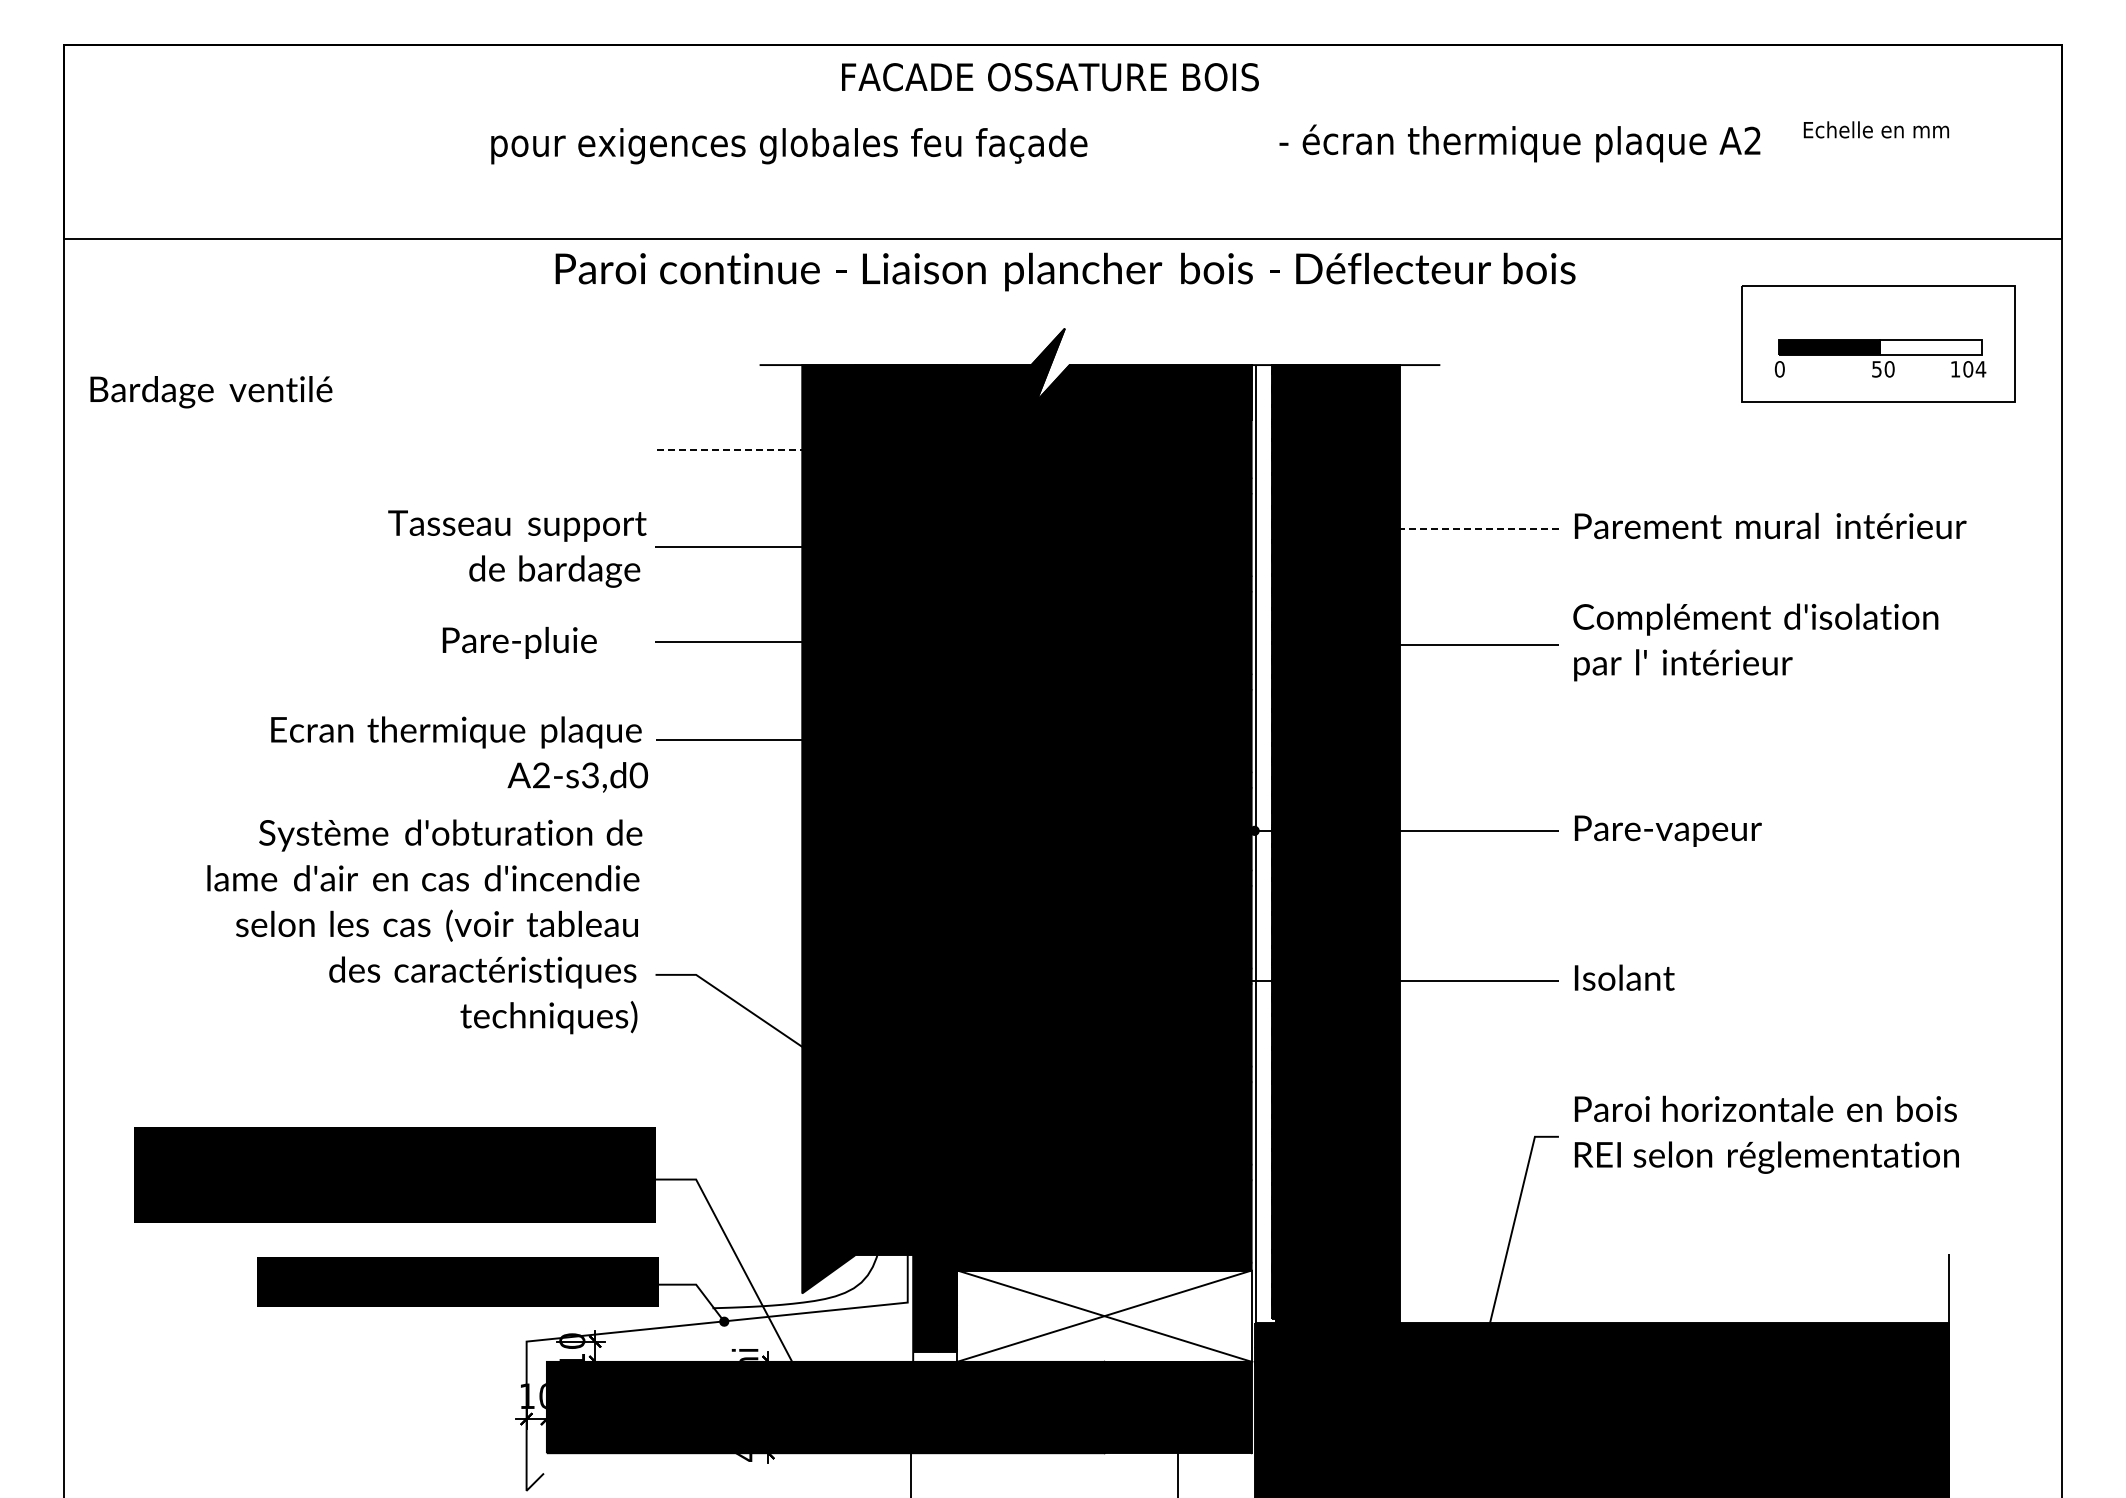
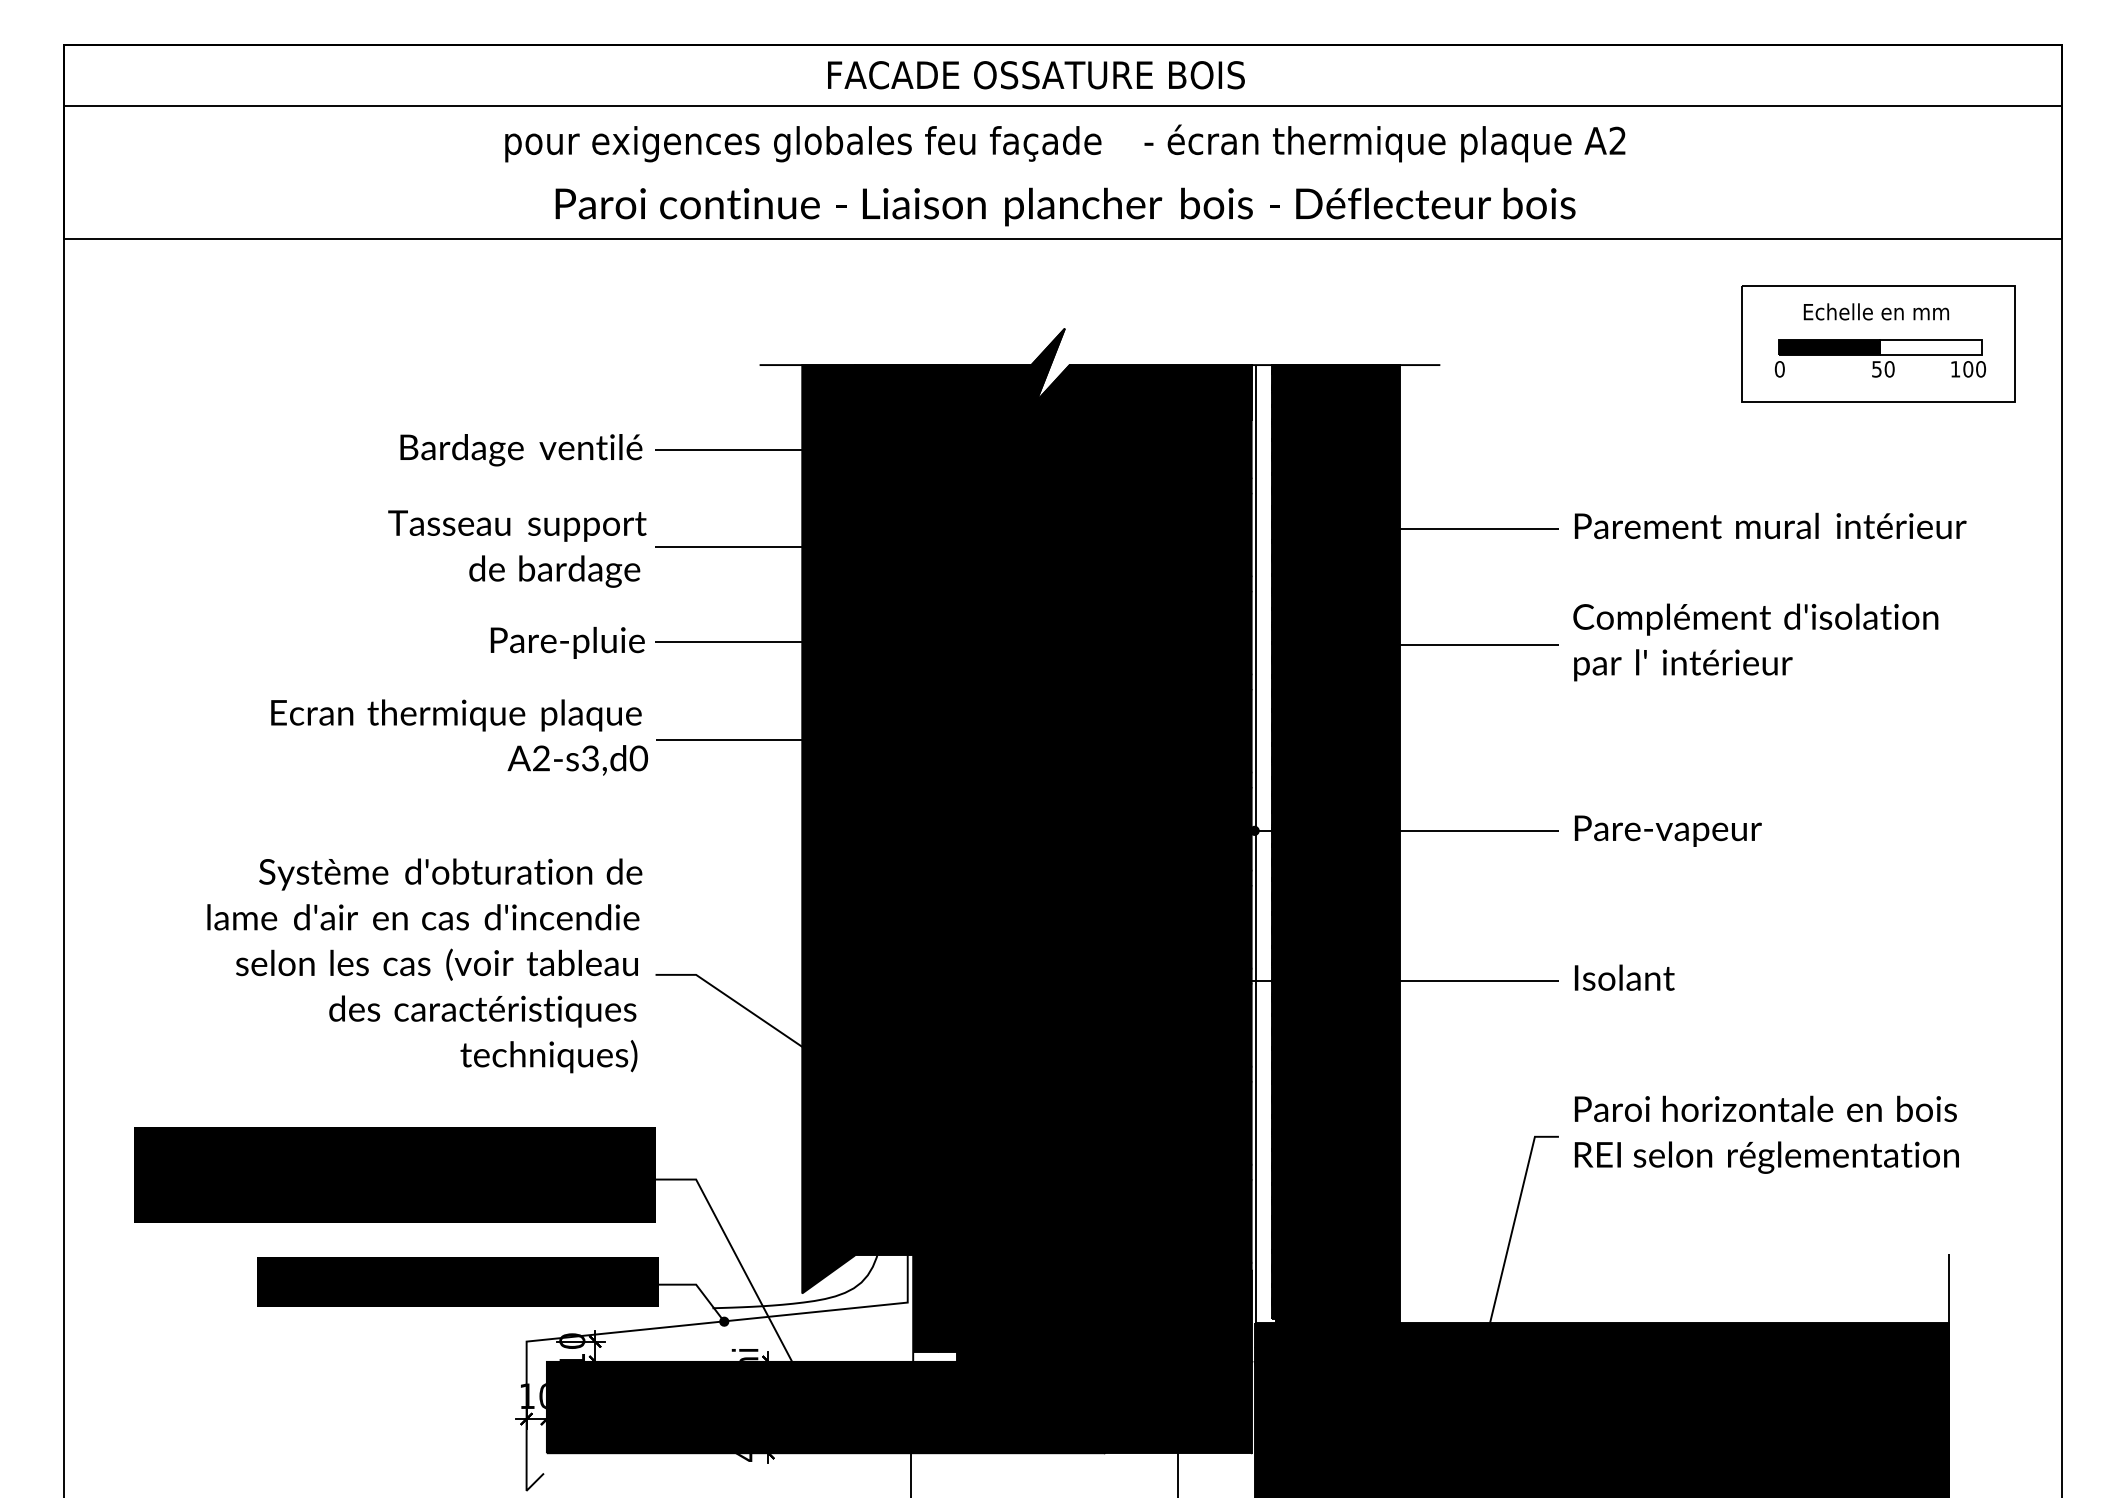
text position: (1050, 77) -> (1036, 75) (1036, 75)
line: none -> present (1062, 105)
text position: (1876, 129) -> (1876, 311) (1876, 311)
text position: (1519, 143) -> (1384, 143) (1384, 143)
text position: (789, 146) -> (803, 144) (803, 144)
text position: (1065, 271) -> (1065, 206) (1065, 206)
text: 104 -> 100 (1980, 369)
text position: (211, 392) -> (521, 450) (521, 450)
line: dashed -> solid (740, 449)
line: dashed -> solid (1473, 528)
text position: (519, 642) -> (567, 642) (567, 642)
text position: (459, 754) -> (459, 737) (459, 737)
text position: (424, 926) -> (424, 965) (424, 965)
fill: none -> present (1104, 1315)
